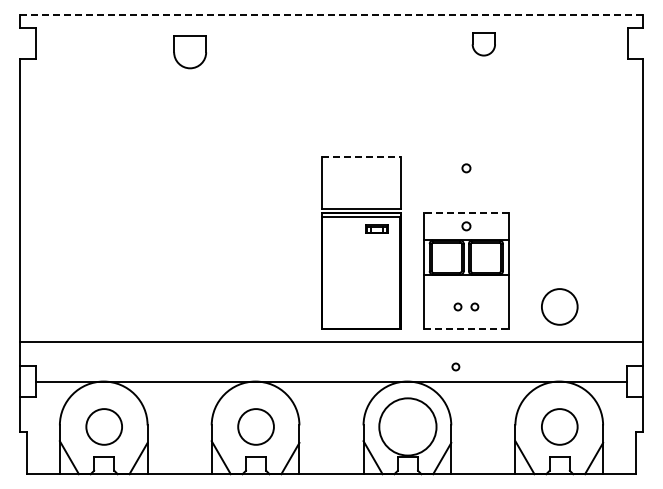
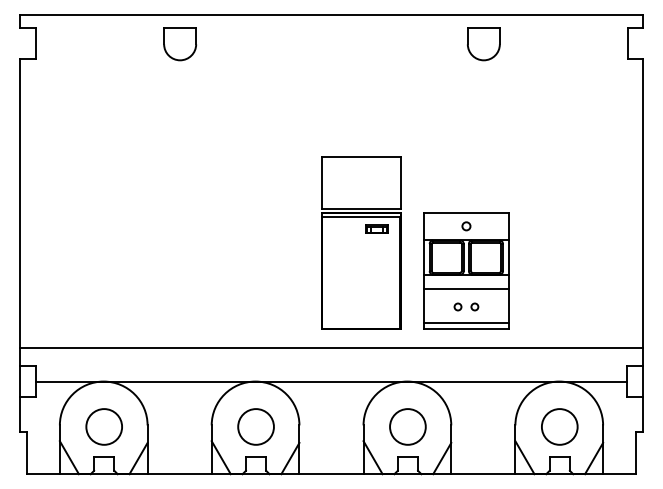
line: dashed -> solid (331, 14)
part size: 25x25 px -> 34x35 px (483, 44)
part position: (189, 52) -> (179, 44) (179, 44)
line: dashed -> solid (361, 157)
circle: present -> none (466, 168)
line: dashed -> solid (465, 213)
line: none -> present (466, 288)
circle: present -> none (559, 306)
line: none -> present (466, 322)
line: dashed -> solid (466, 329)
line position: (331, 341) -> (331, 347) (331, 347)
circle: present -> none (455, 366)
circle diameter: 57 px -> 36 px (407, 426)
